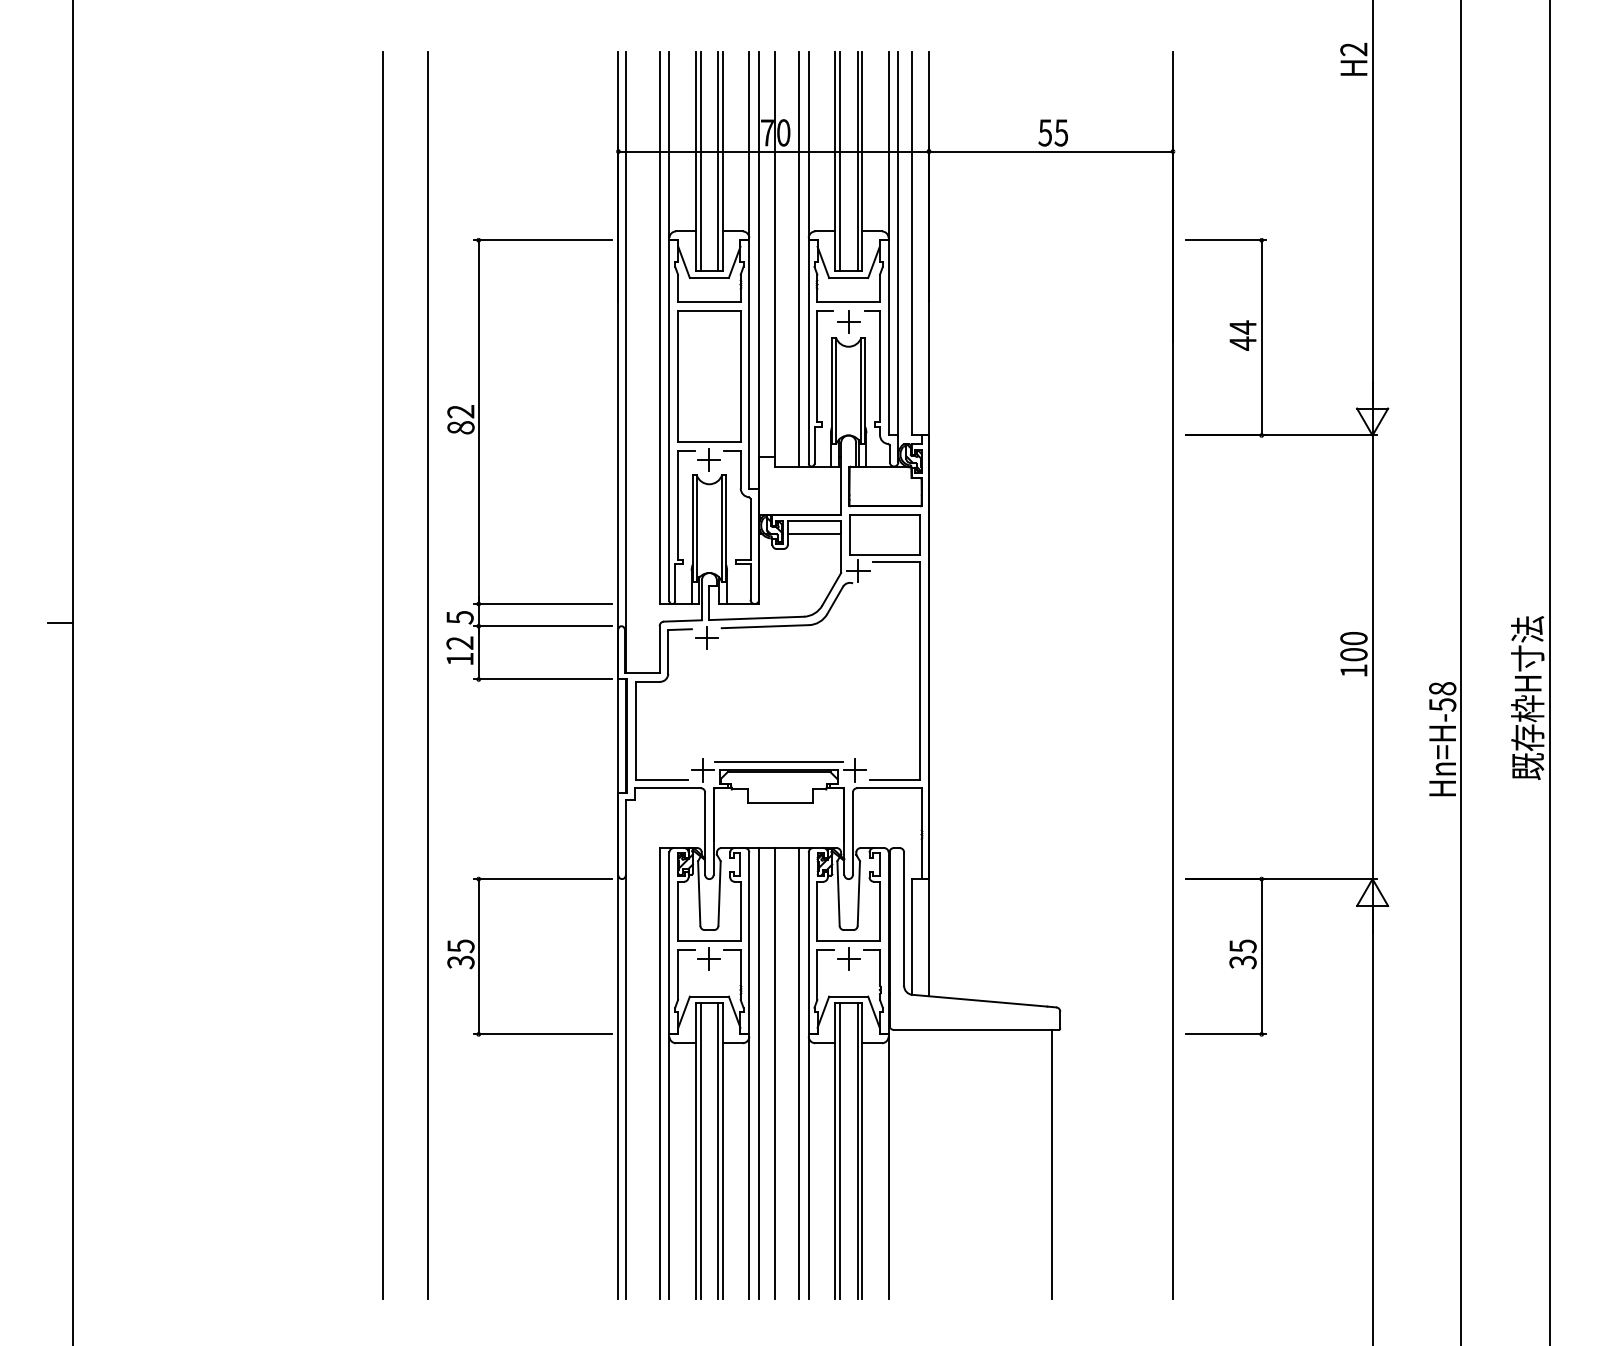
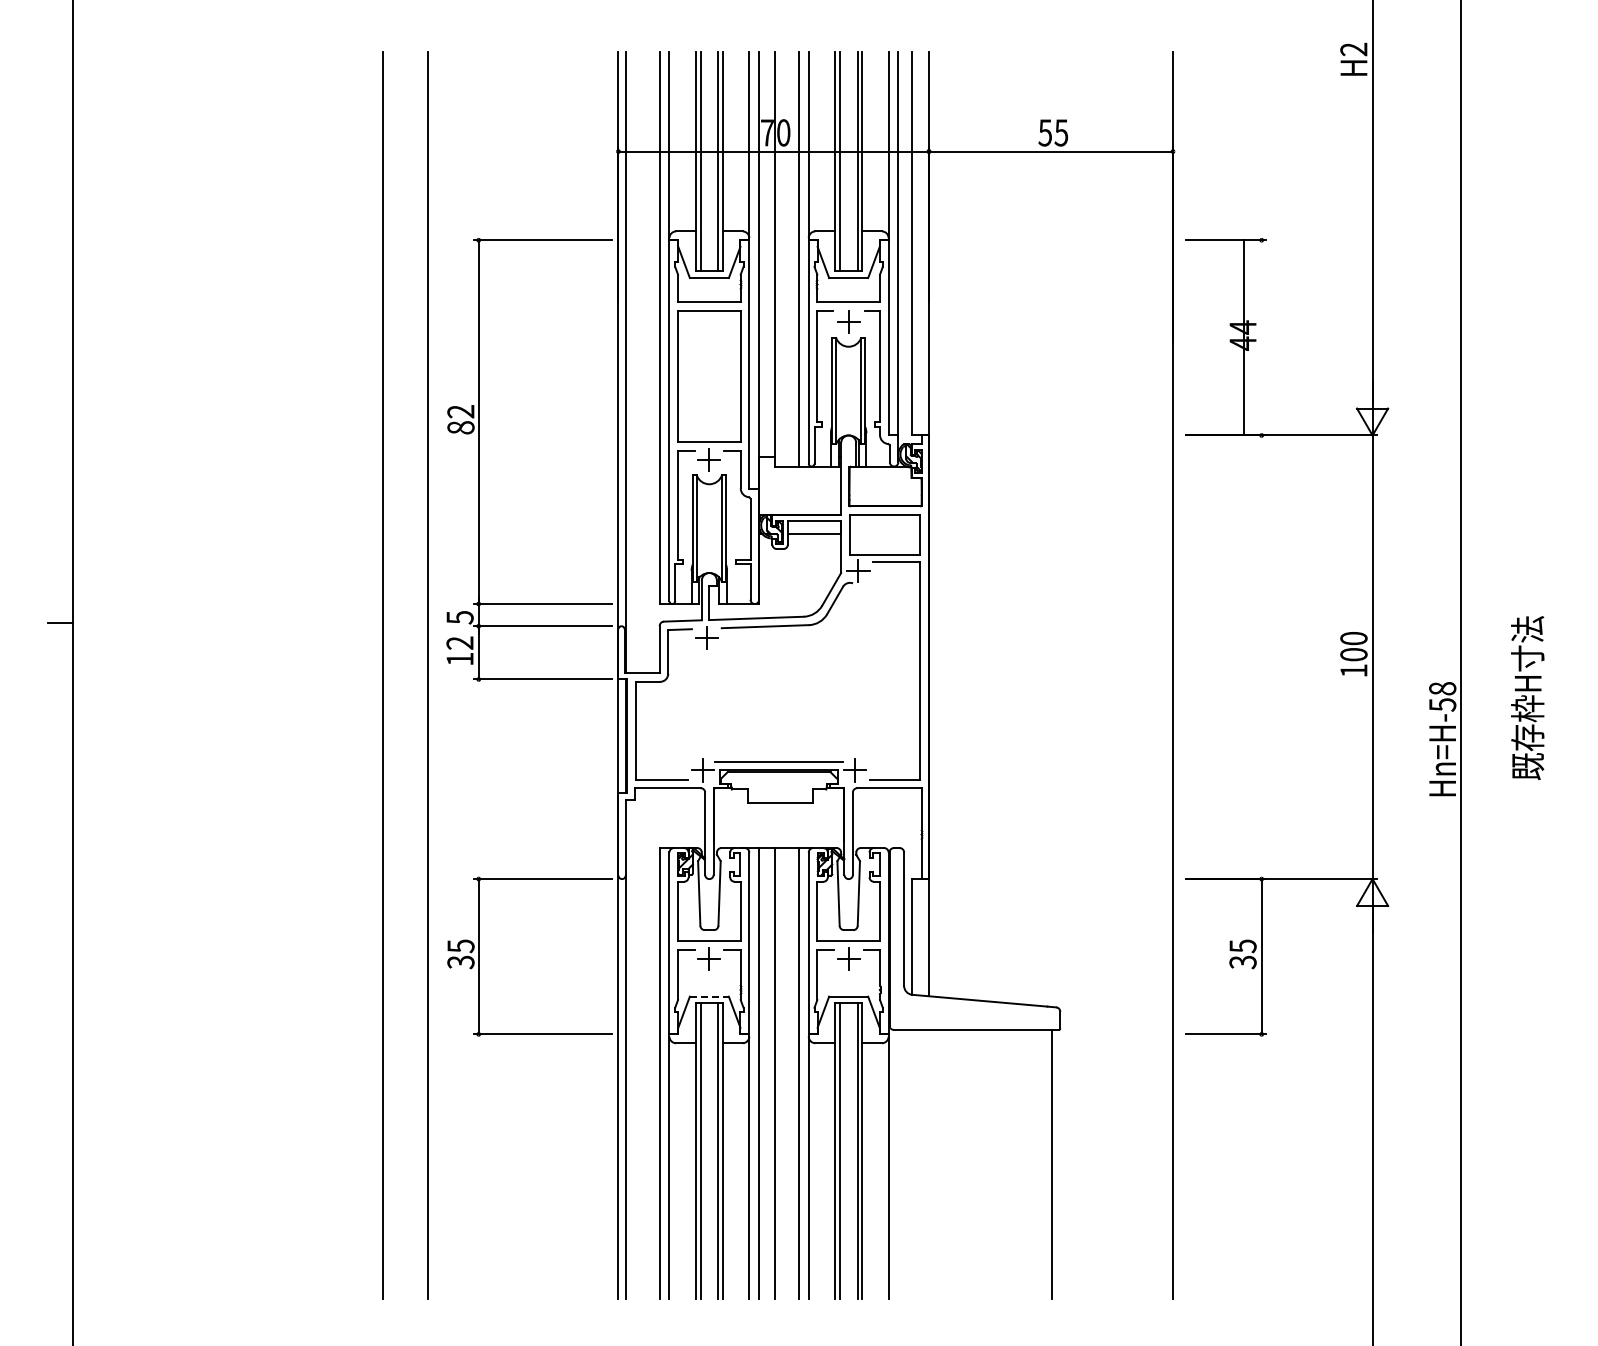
line position: (1261, 337) -> (1243, 337) (1243, 337)
line: present -> none (1550, 672)
line: solid -> dashed (709, 996)
